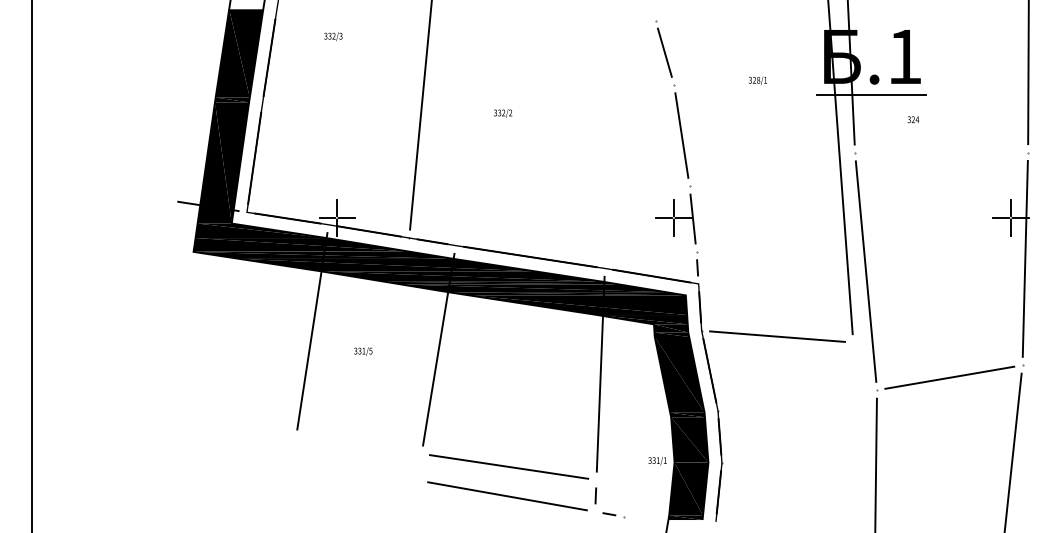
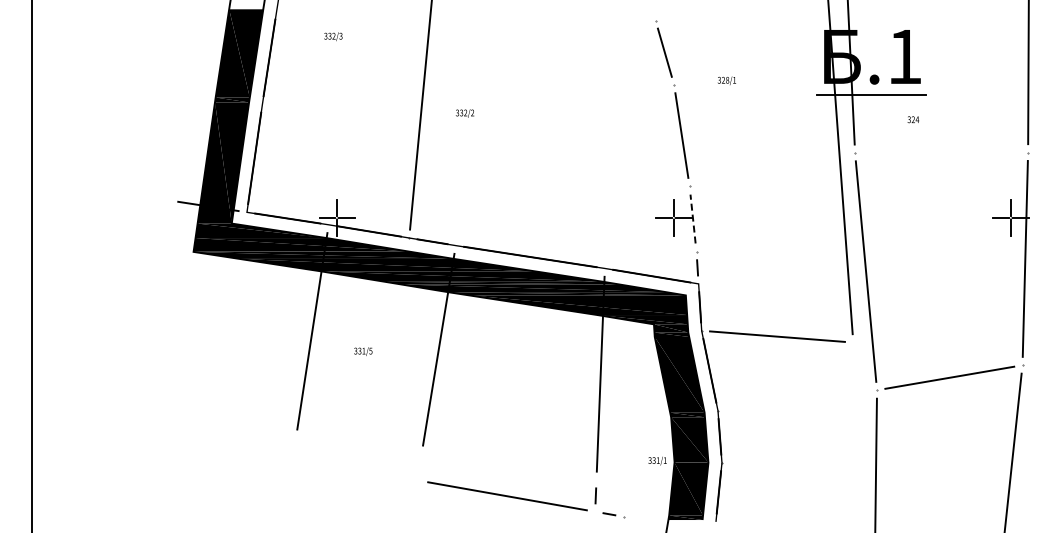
text position: (757, 80) -> (726, 80) (726, 80)
text position: (503, 113) -> (465, 113) (465, 113)
line: solid -> dashed (693, 219)
line: present -> none (508, 466)
